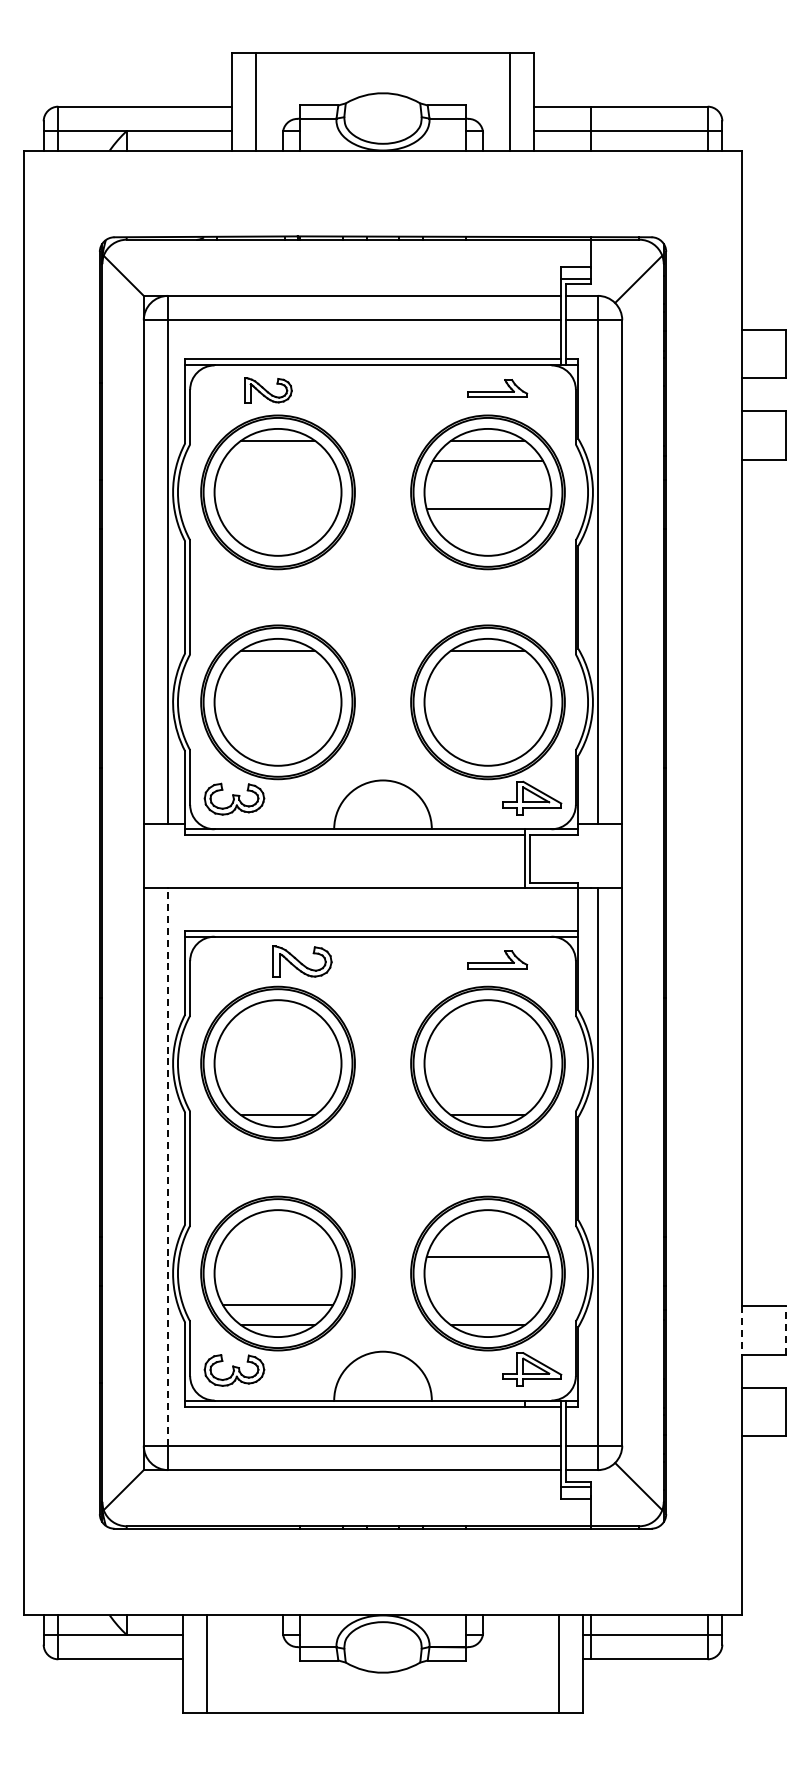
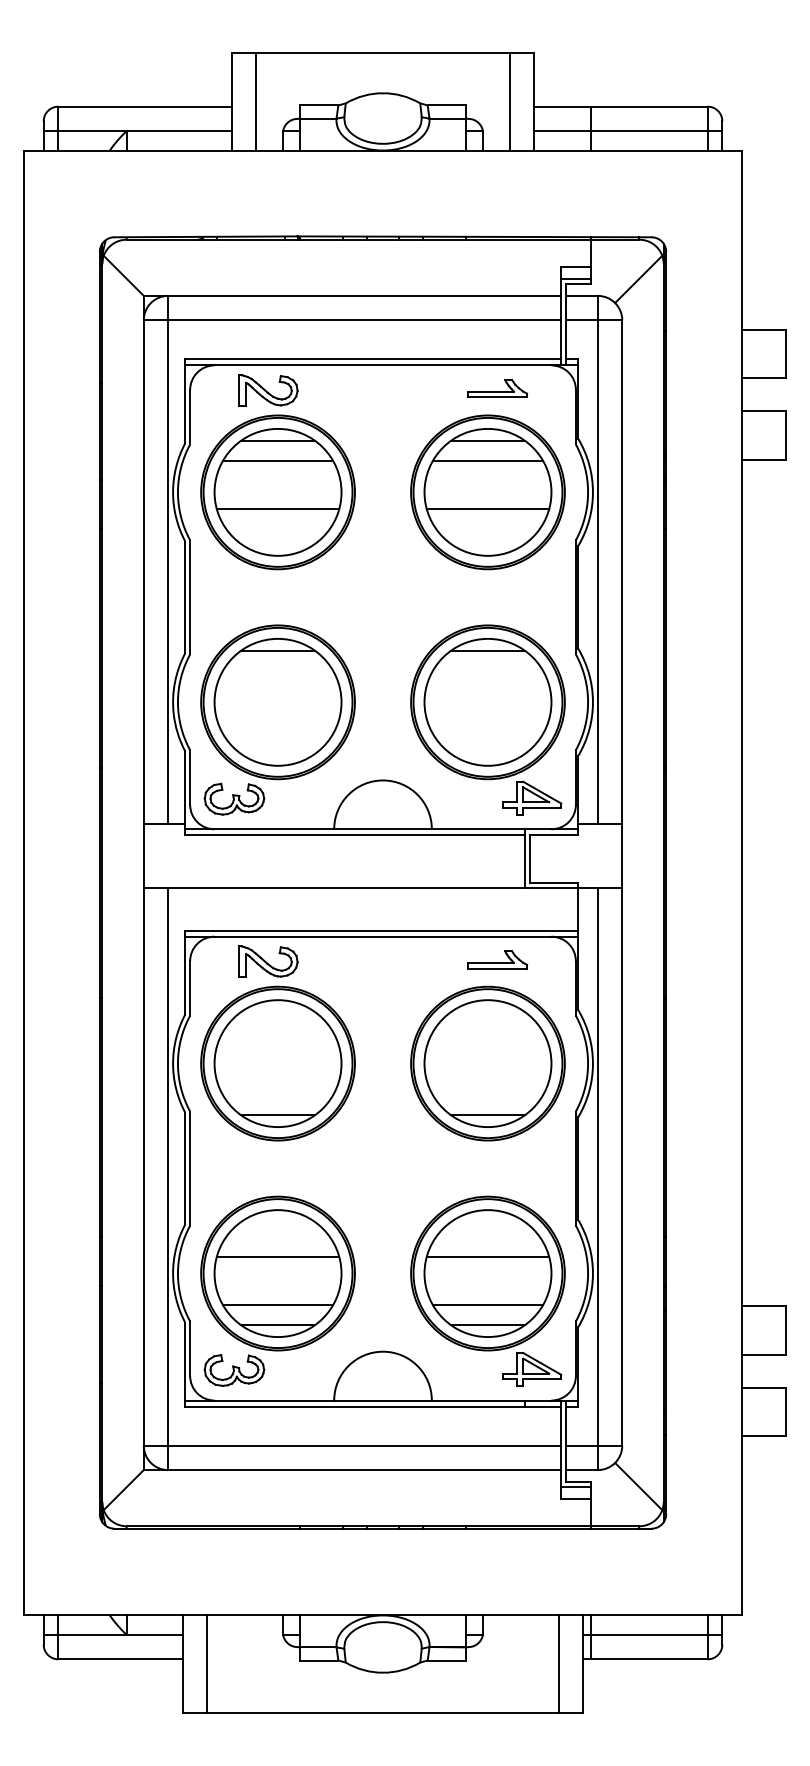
part size: 49x27 px -> 61x33 px (268, 390)
line: none -> present (278, 460)
line: none -> present (277, 509)
part position: (302, 961) -> (268, 961) (268, 961)
line: dashed -> solid (168, 1166)
line: none -> present (277, 1256)
line: none -> present (487, 1305)
line: dashed -> solid (785, 1329)
line: dashed -> solid (741, 1330)
